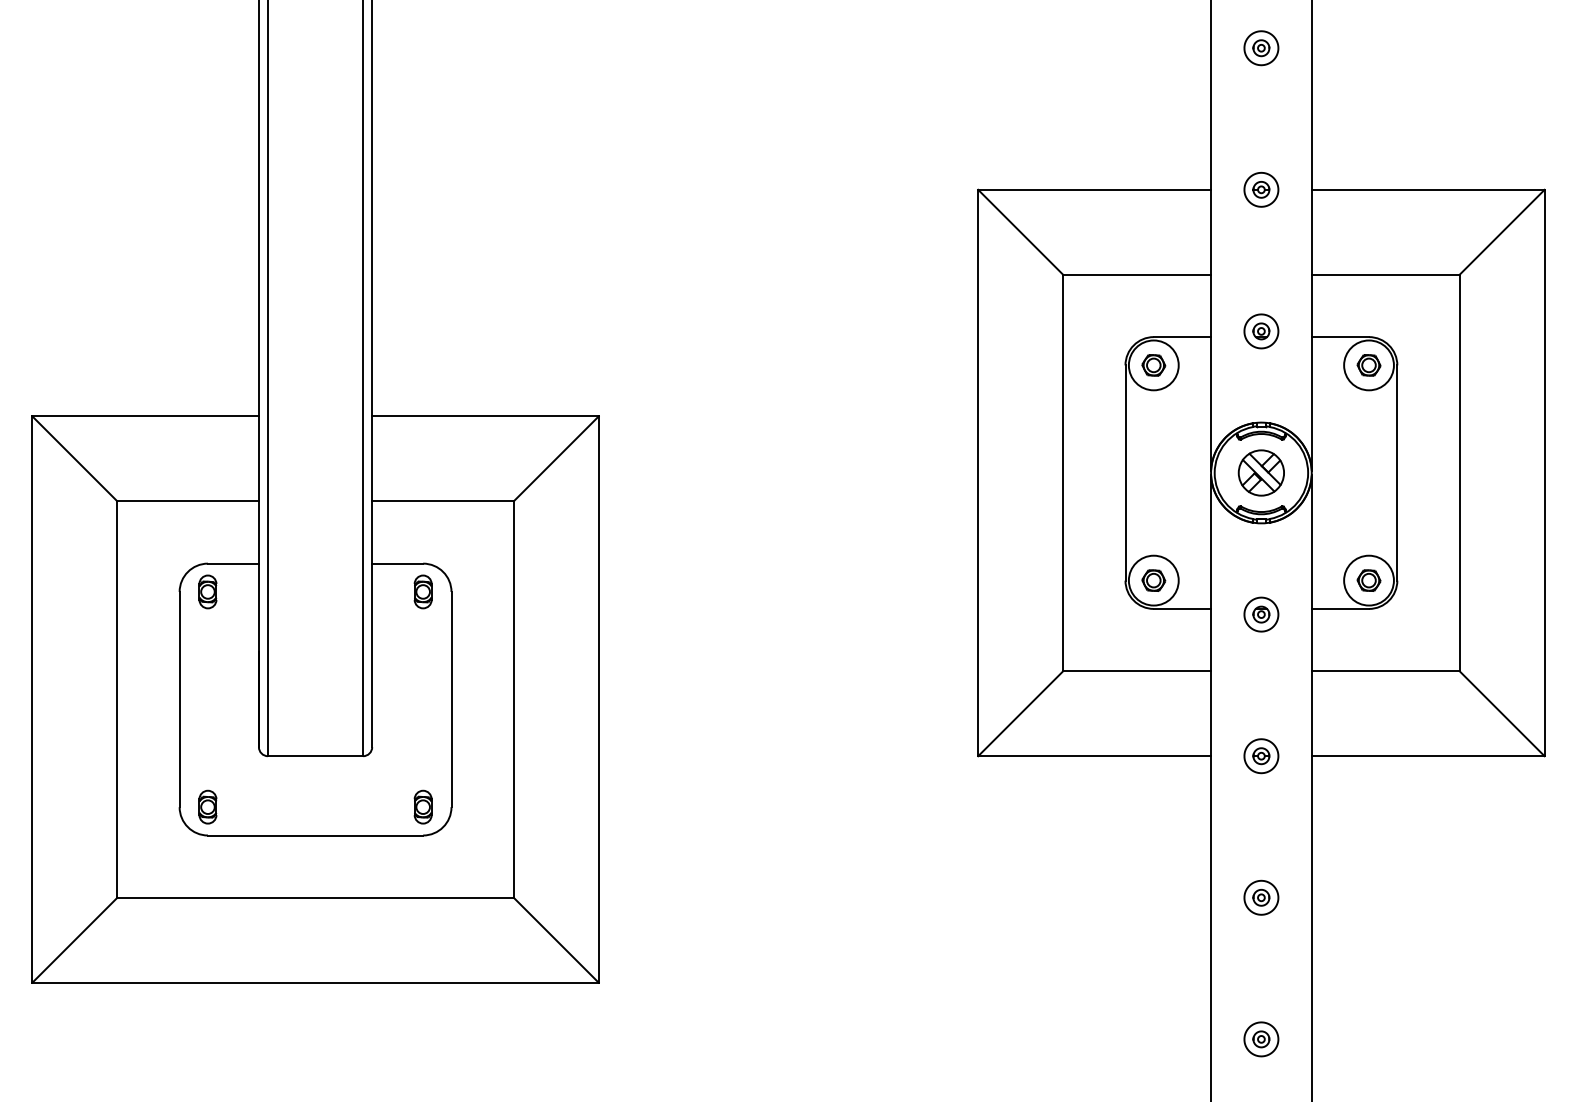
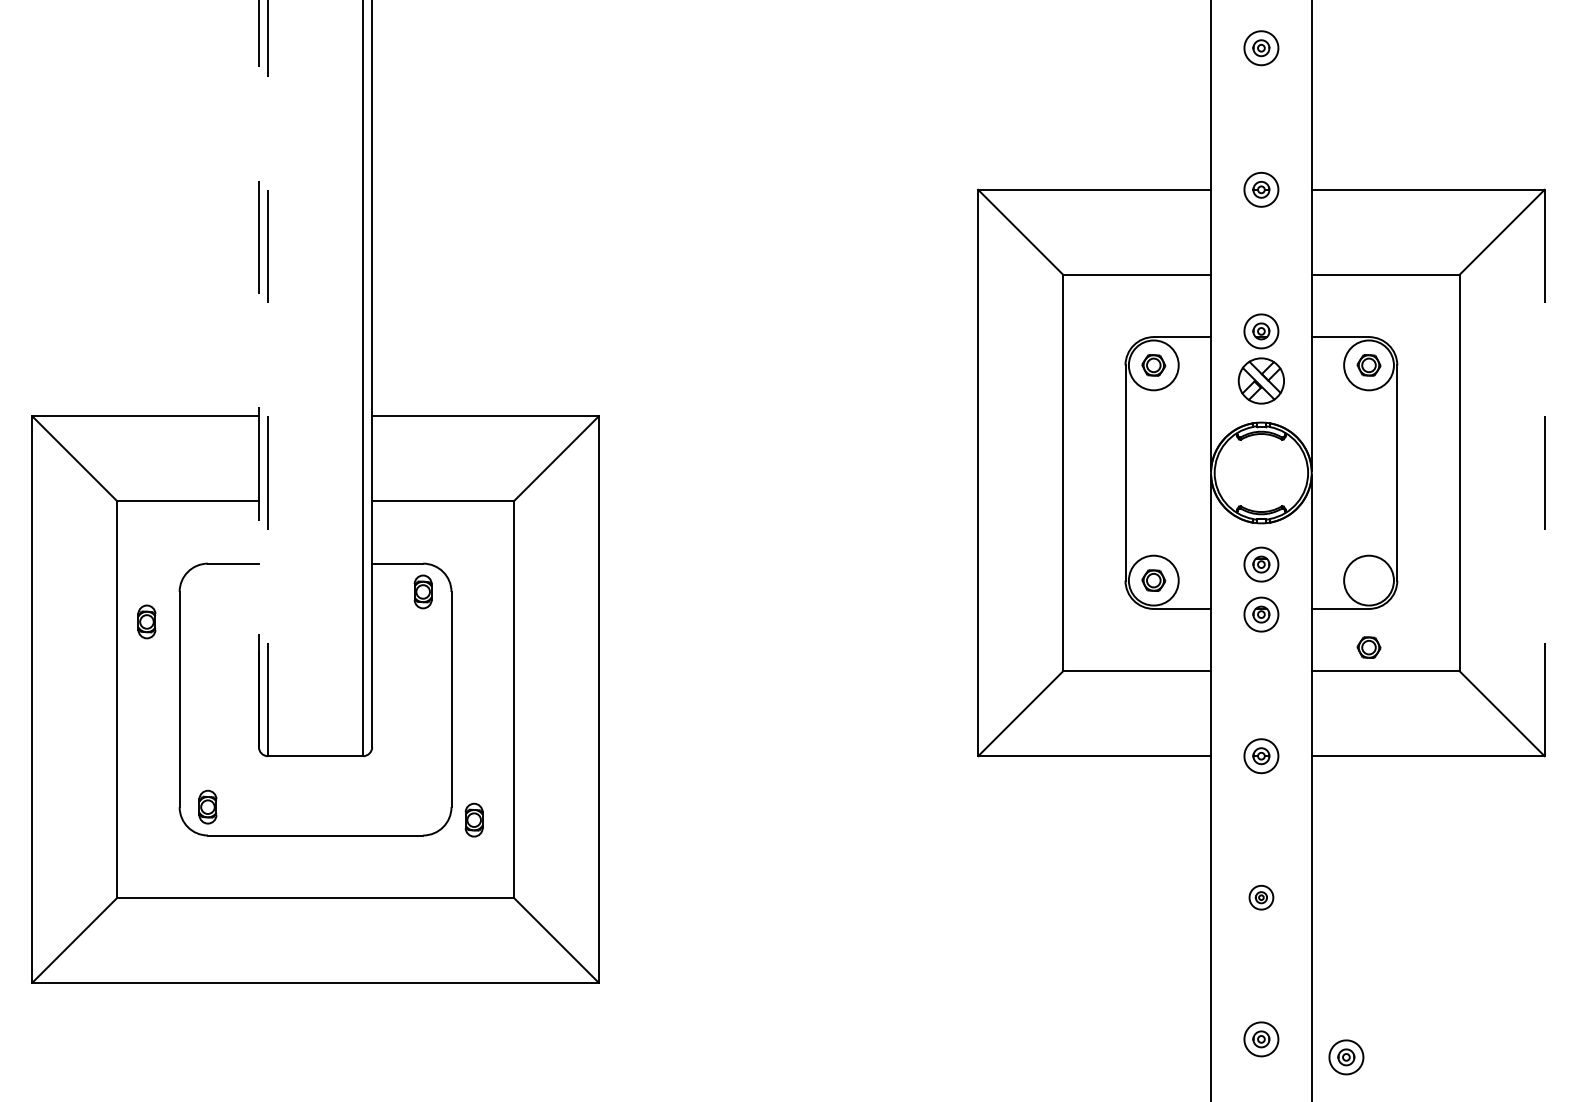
line: solid -> dashed (258, 373)
line: solid -> dashed (268, 378)
part position: (1260, 472) -> (1260, 380) (1260, 380)
line: solid -> dashed (1544, 472)
part: none -> present (1261, 564)
part position: (1368, 580) -> (1368, 647) (1368, 647)
part position: (207, 591) -> (146, 621) (146, 621)
part position: (422, 806) -> (473, 819) (473, 819)
part size: 37x37 px -> 27x27 px (1261, 897)
part: none -> present (1346, 1057)
